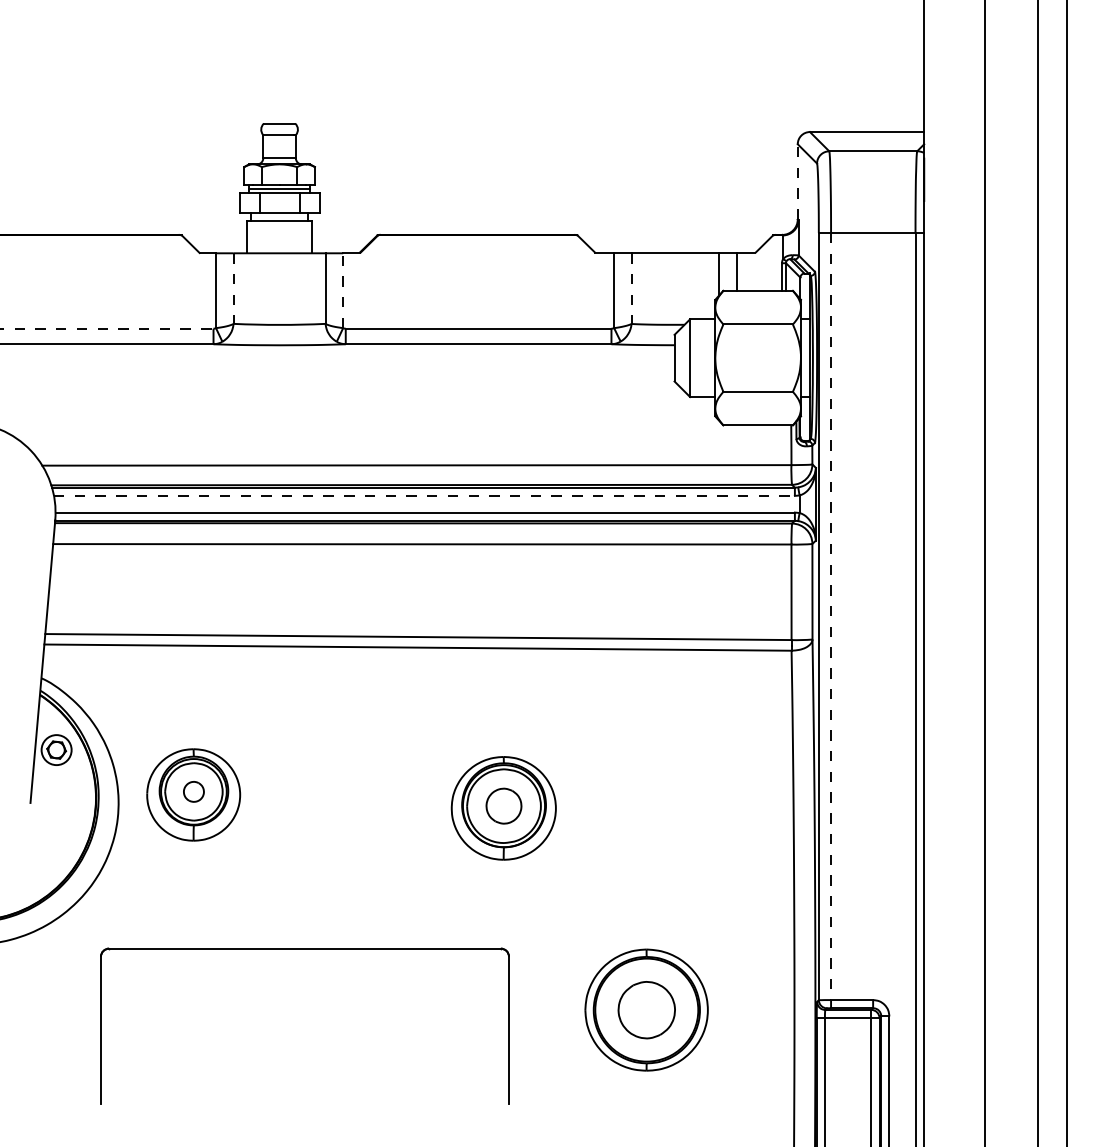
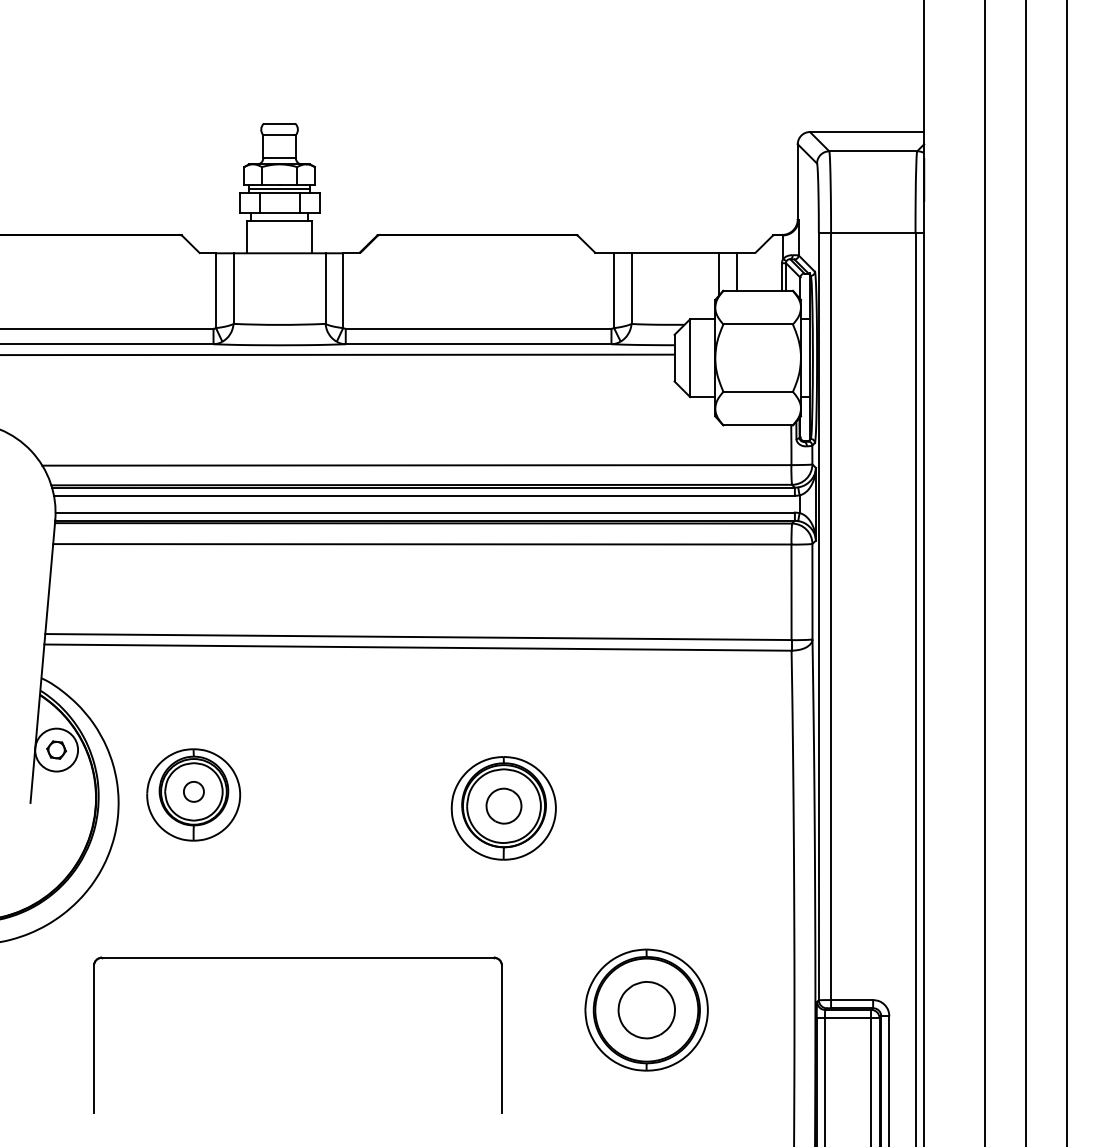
line: dashed -> solid (797, 181)
line: dashed -> solid (233, 289)
line: dashed -> solid (631, 289)
line: dashed -> solid (343, 290)
line: dashed -> solid (107, 328)
line: none -> present (338, 354)
line: dashed -> solid (424, 495)
line position: (1038, 572) -> (1026, 572) (1026, 572)
line: dashed -> solid (831, 616)
circle diameter: 30 px -> 43 px (56, 749)
part position: (304, 949) -> (297, 958) (297, 958)
